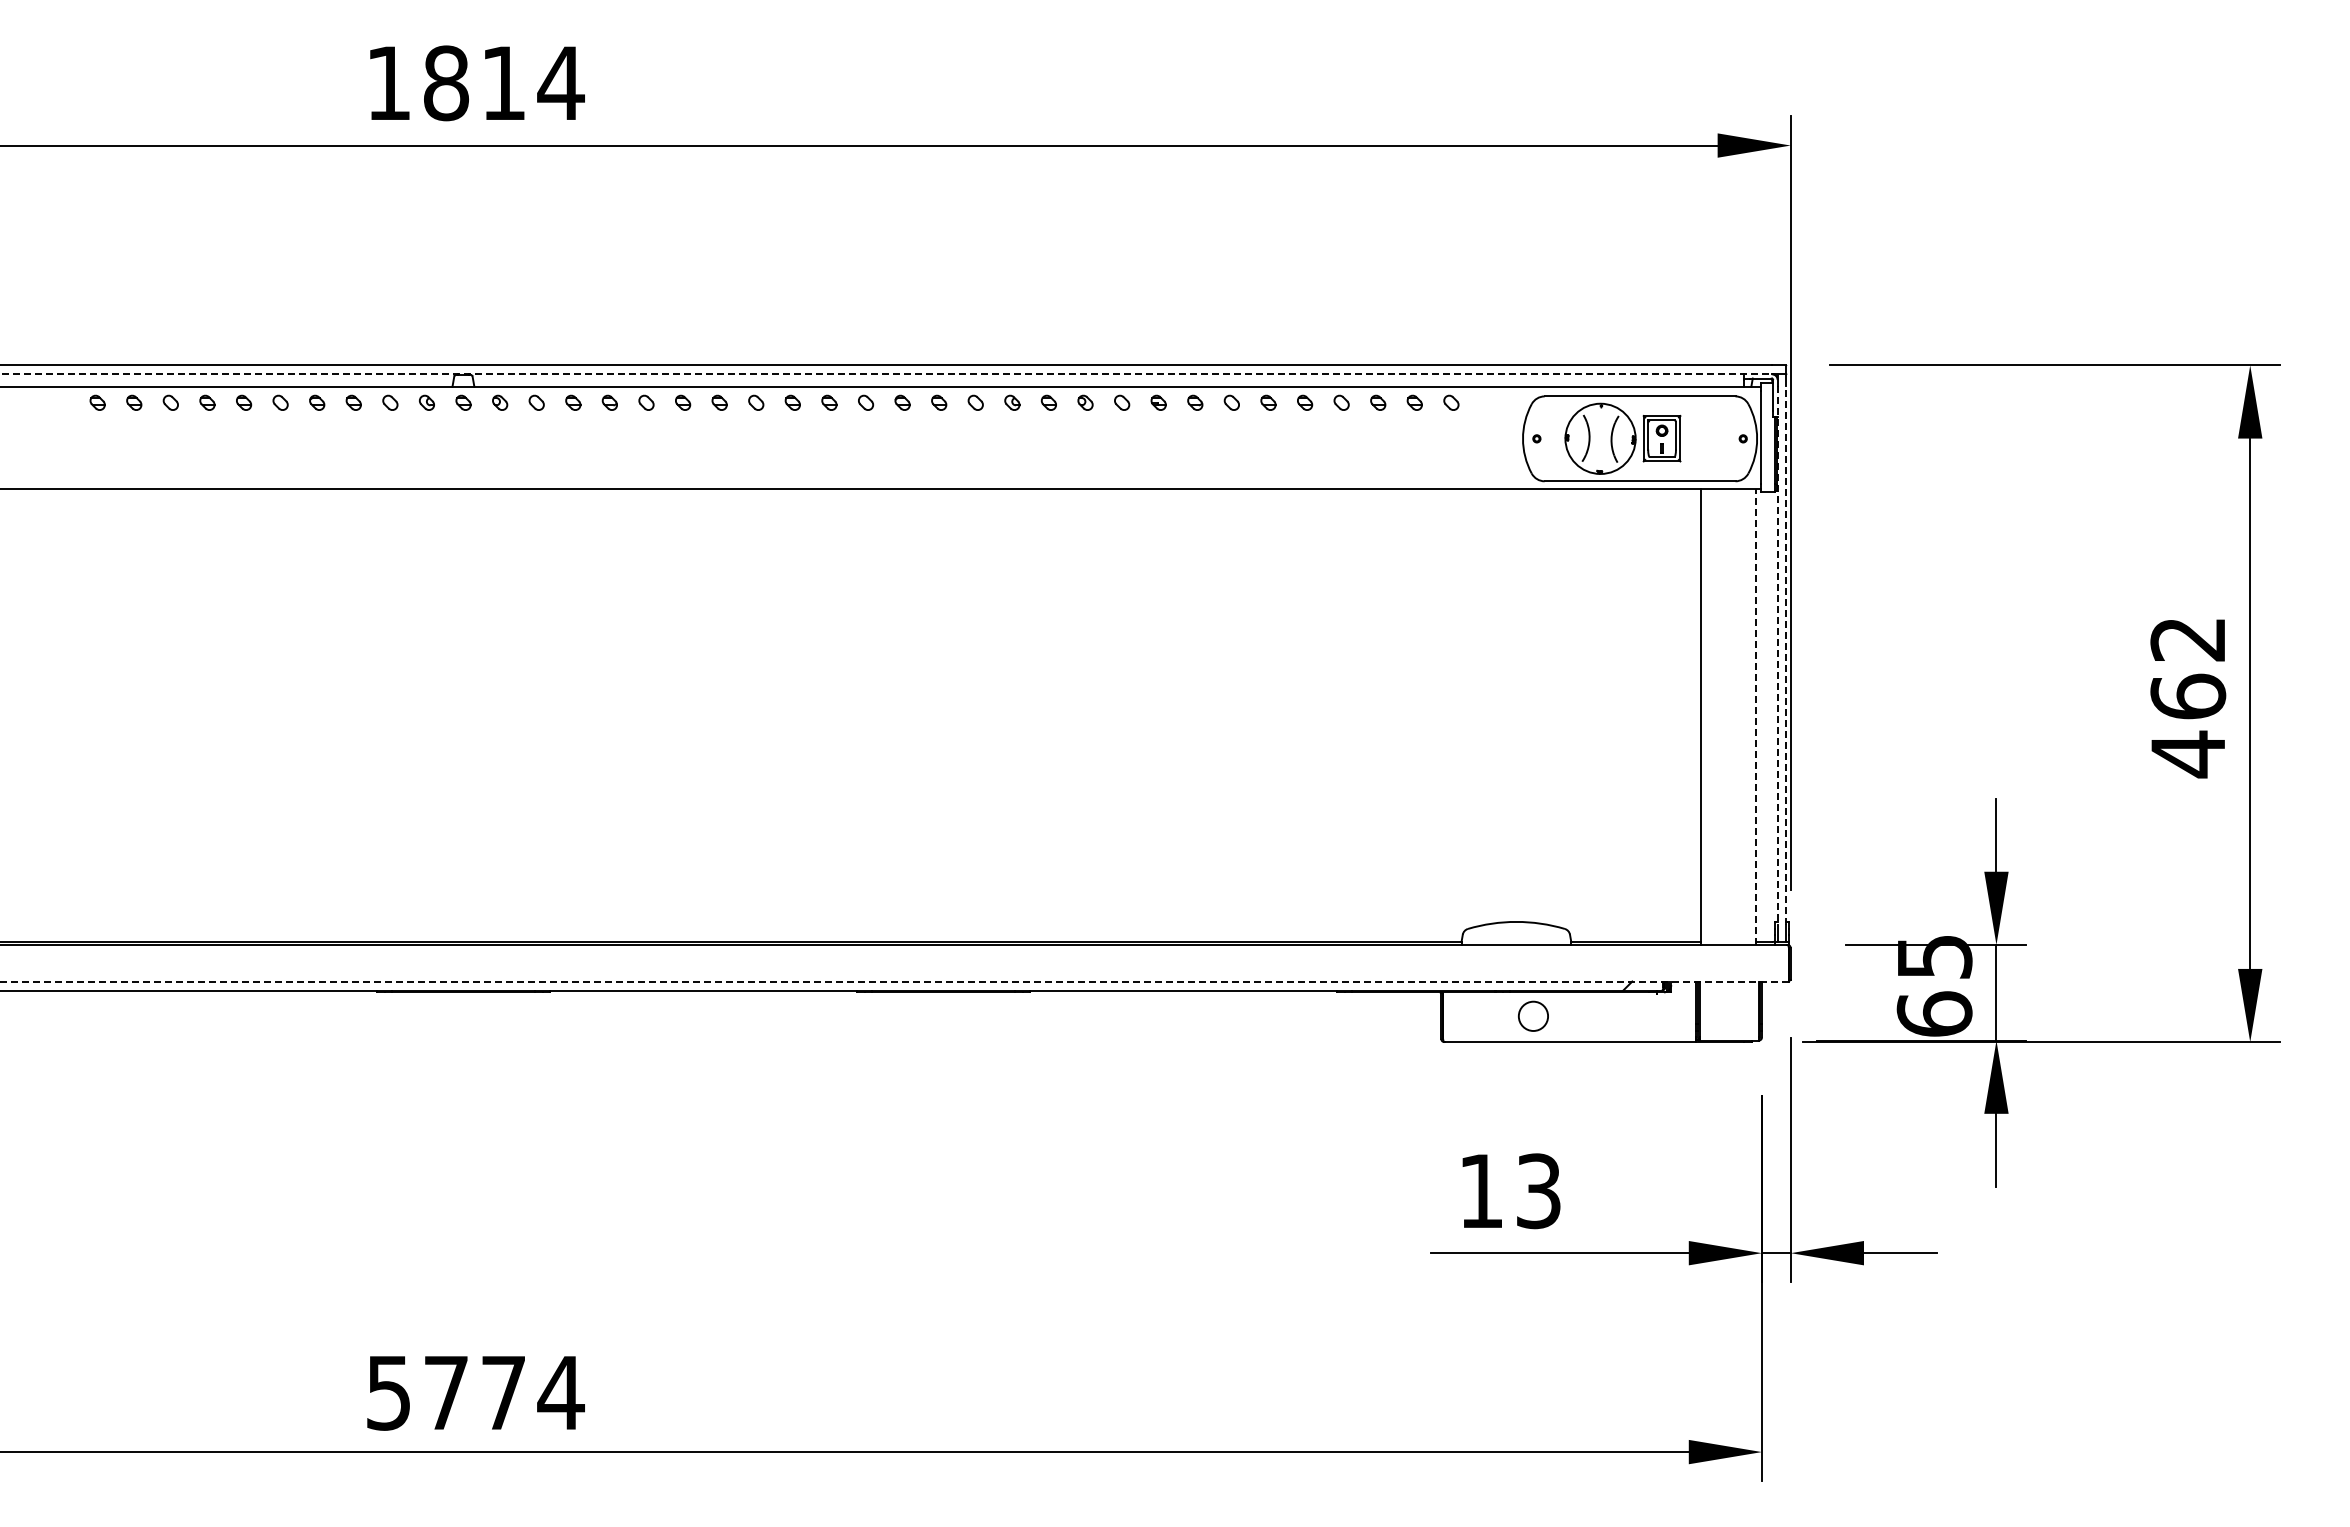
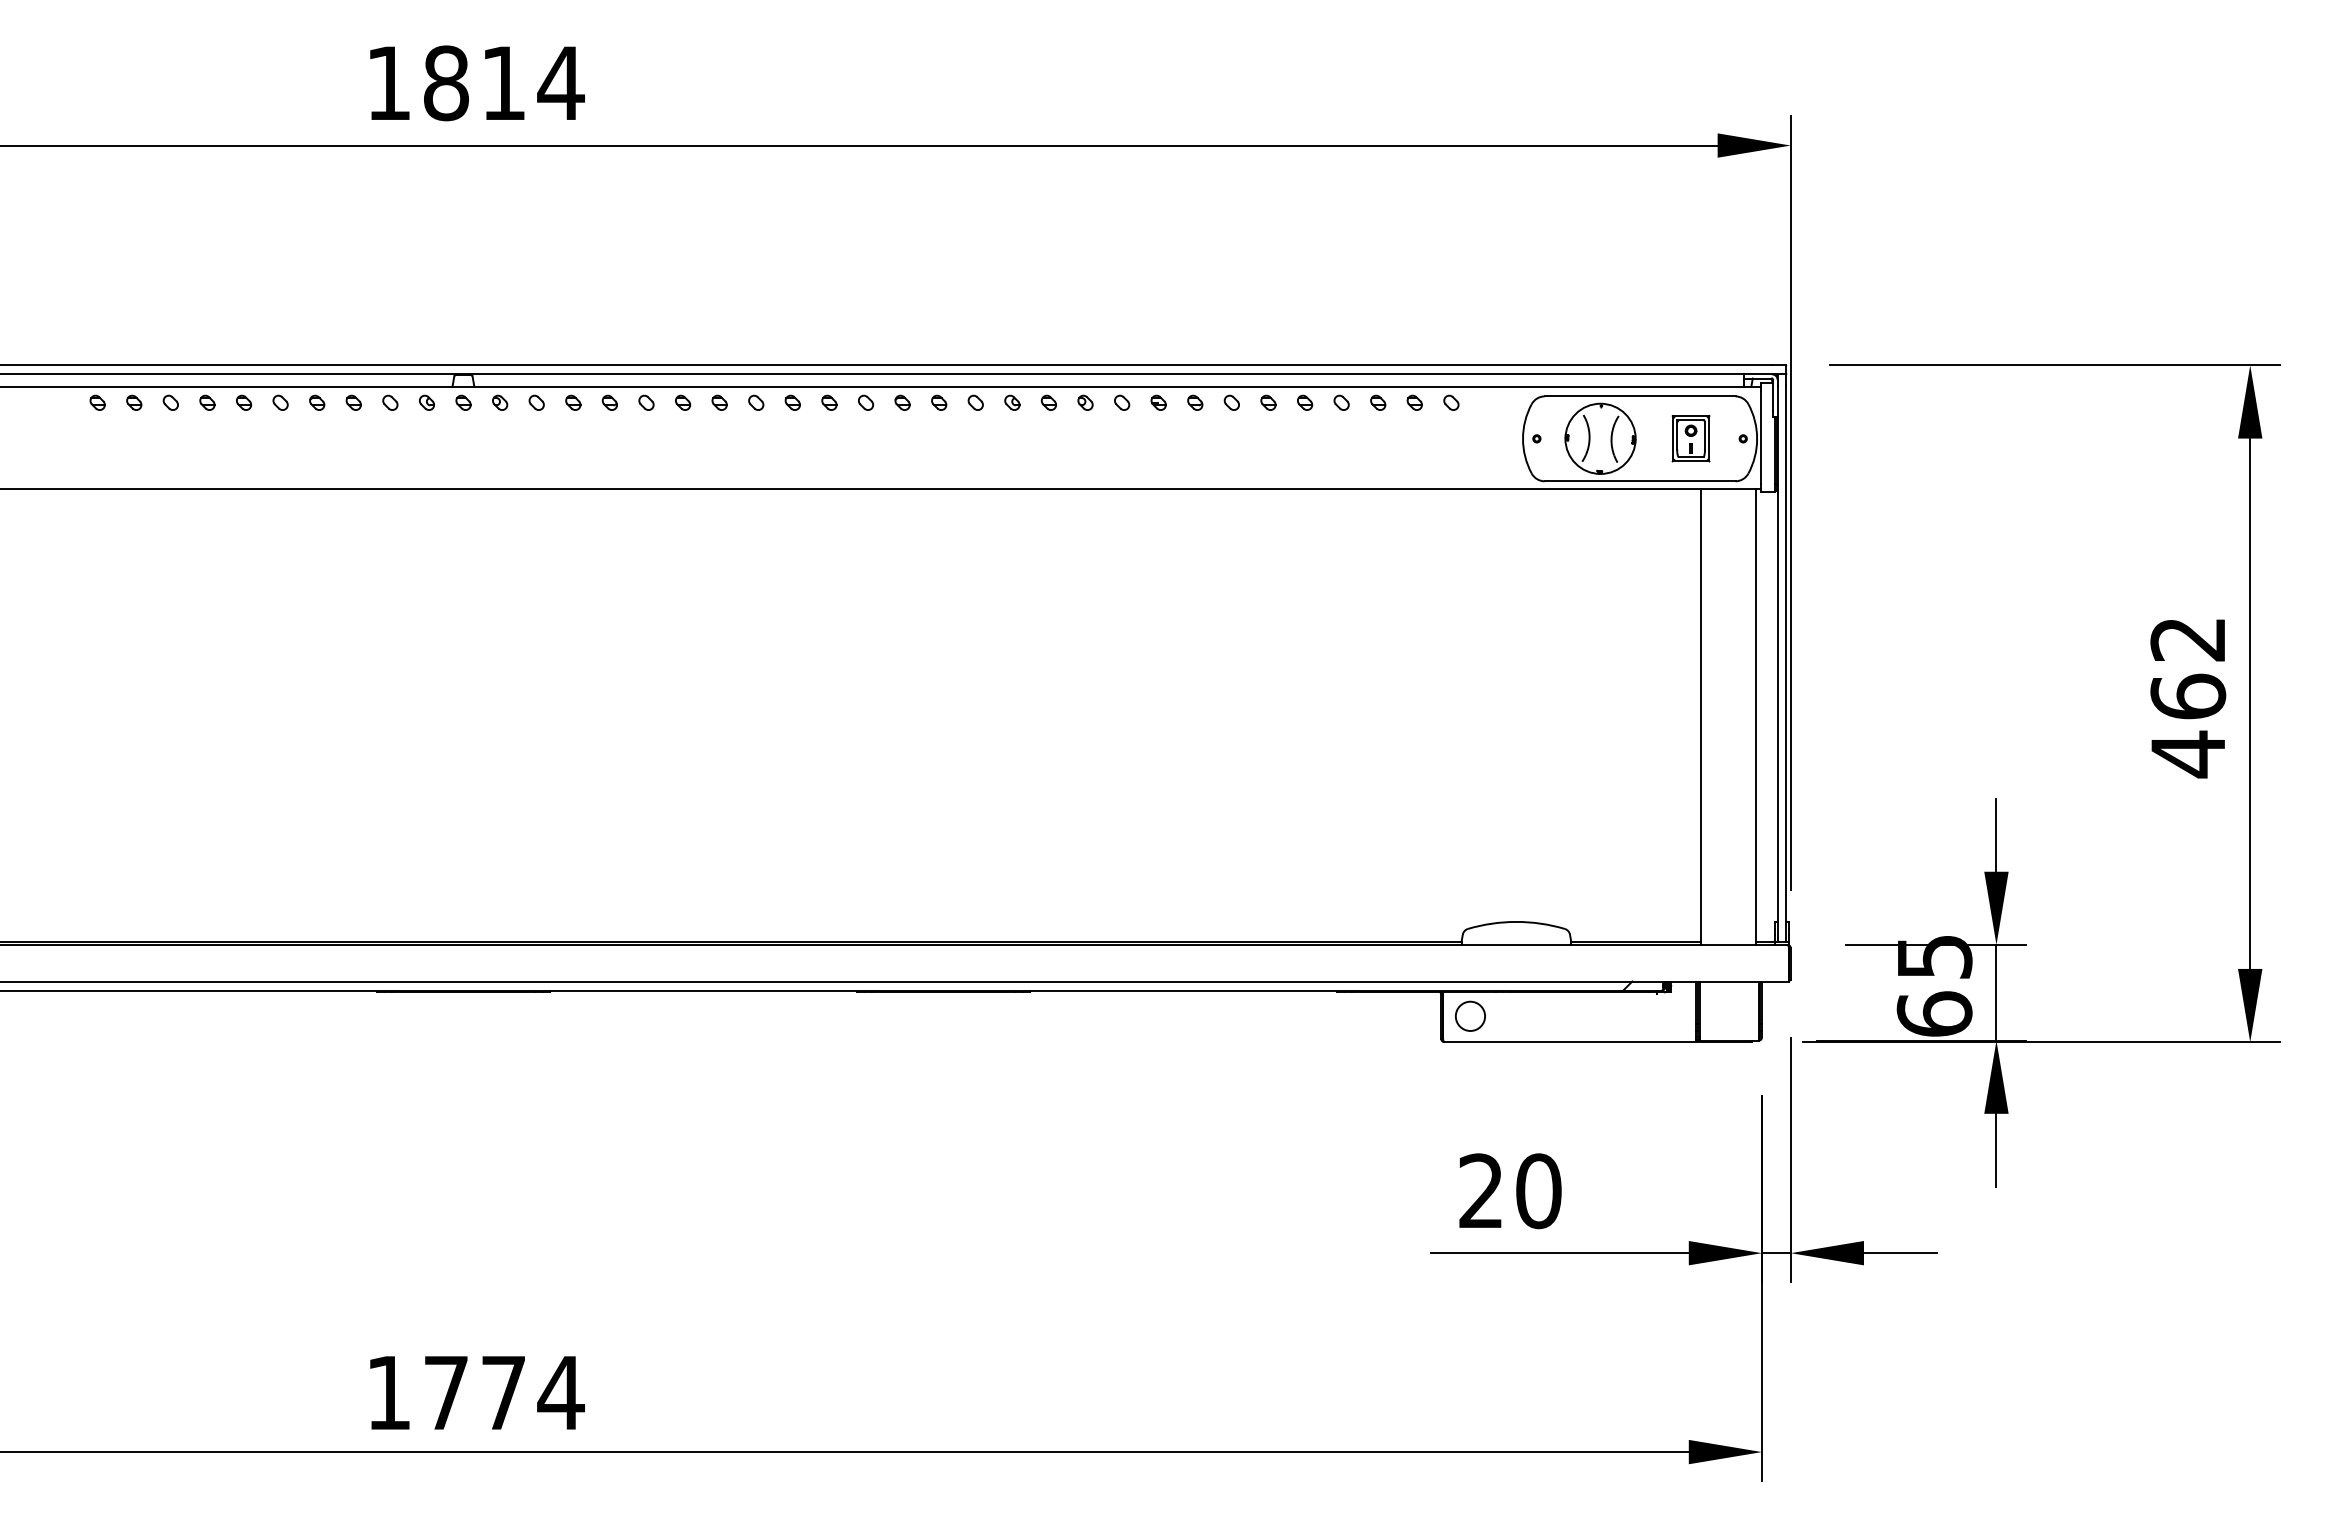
line: dashed -> solid (886, 374)
part position: (1661, 438) -> (1690, 438) (1690, 438)
line: dashed -> solid (1786, 655)
line: dashed -> solid (1777, 656)
line: dashed -> solid (1756, 717)
line: dashed -> solid (894, 981)
circle position: (1533, 1015) -> (1470, 1015) (1470, 1015)
text: 13 -> 20 (1510, 1191)
text: 5774 -> 1774 (388, 1393)
